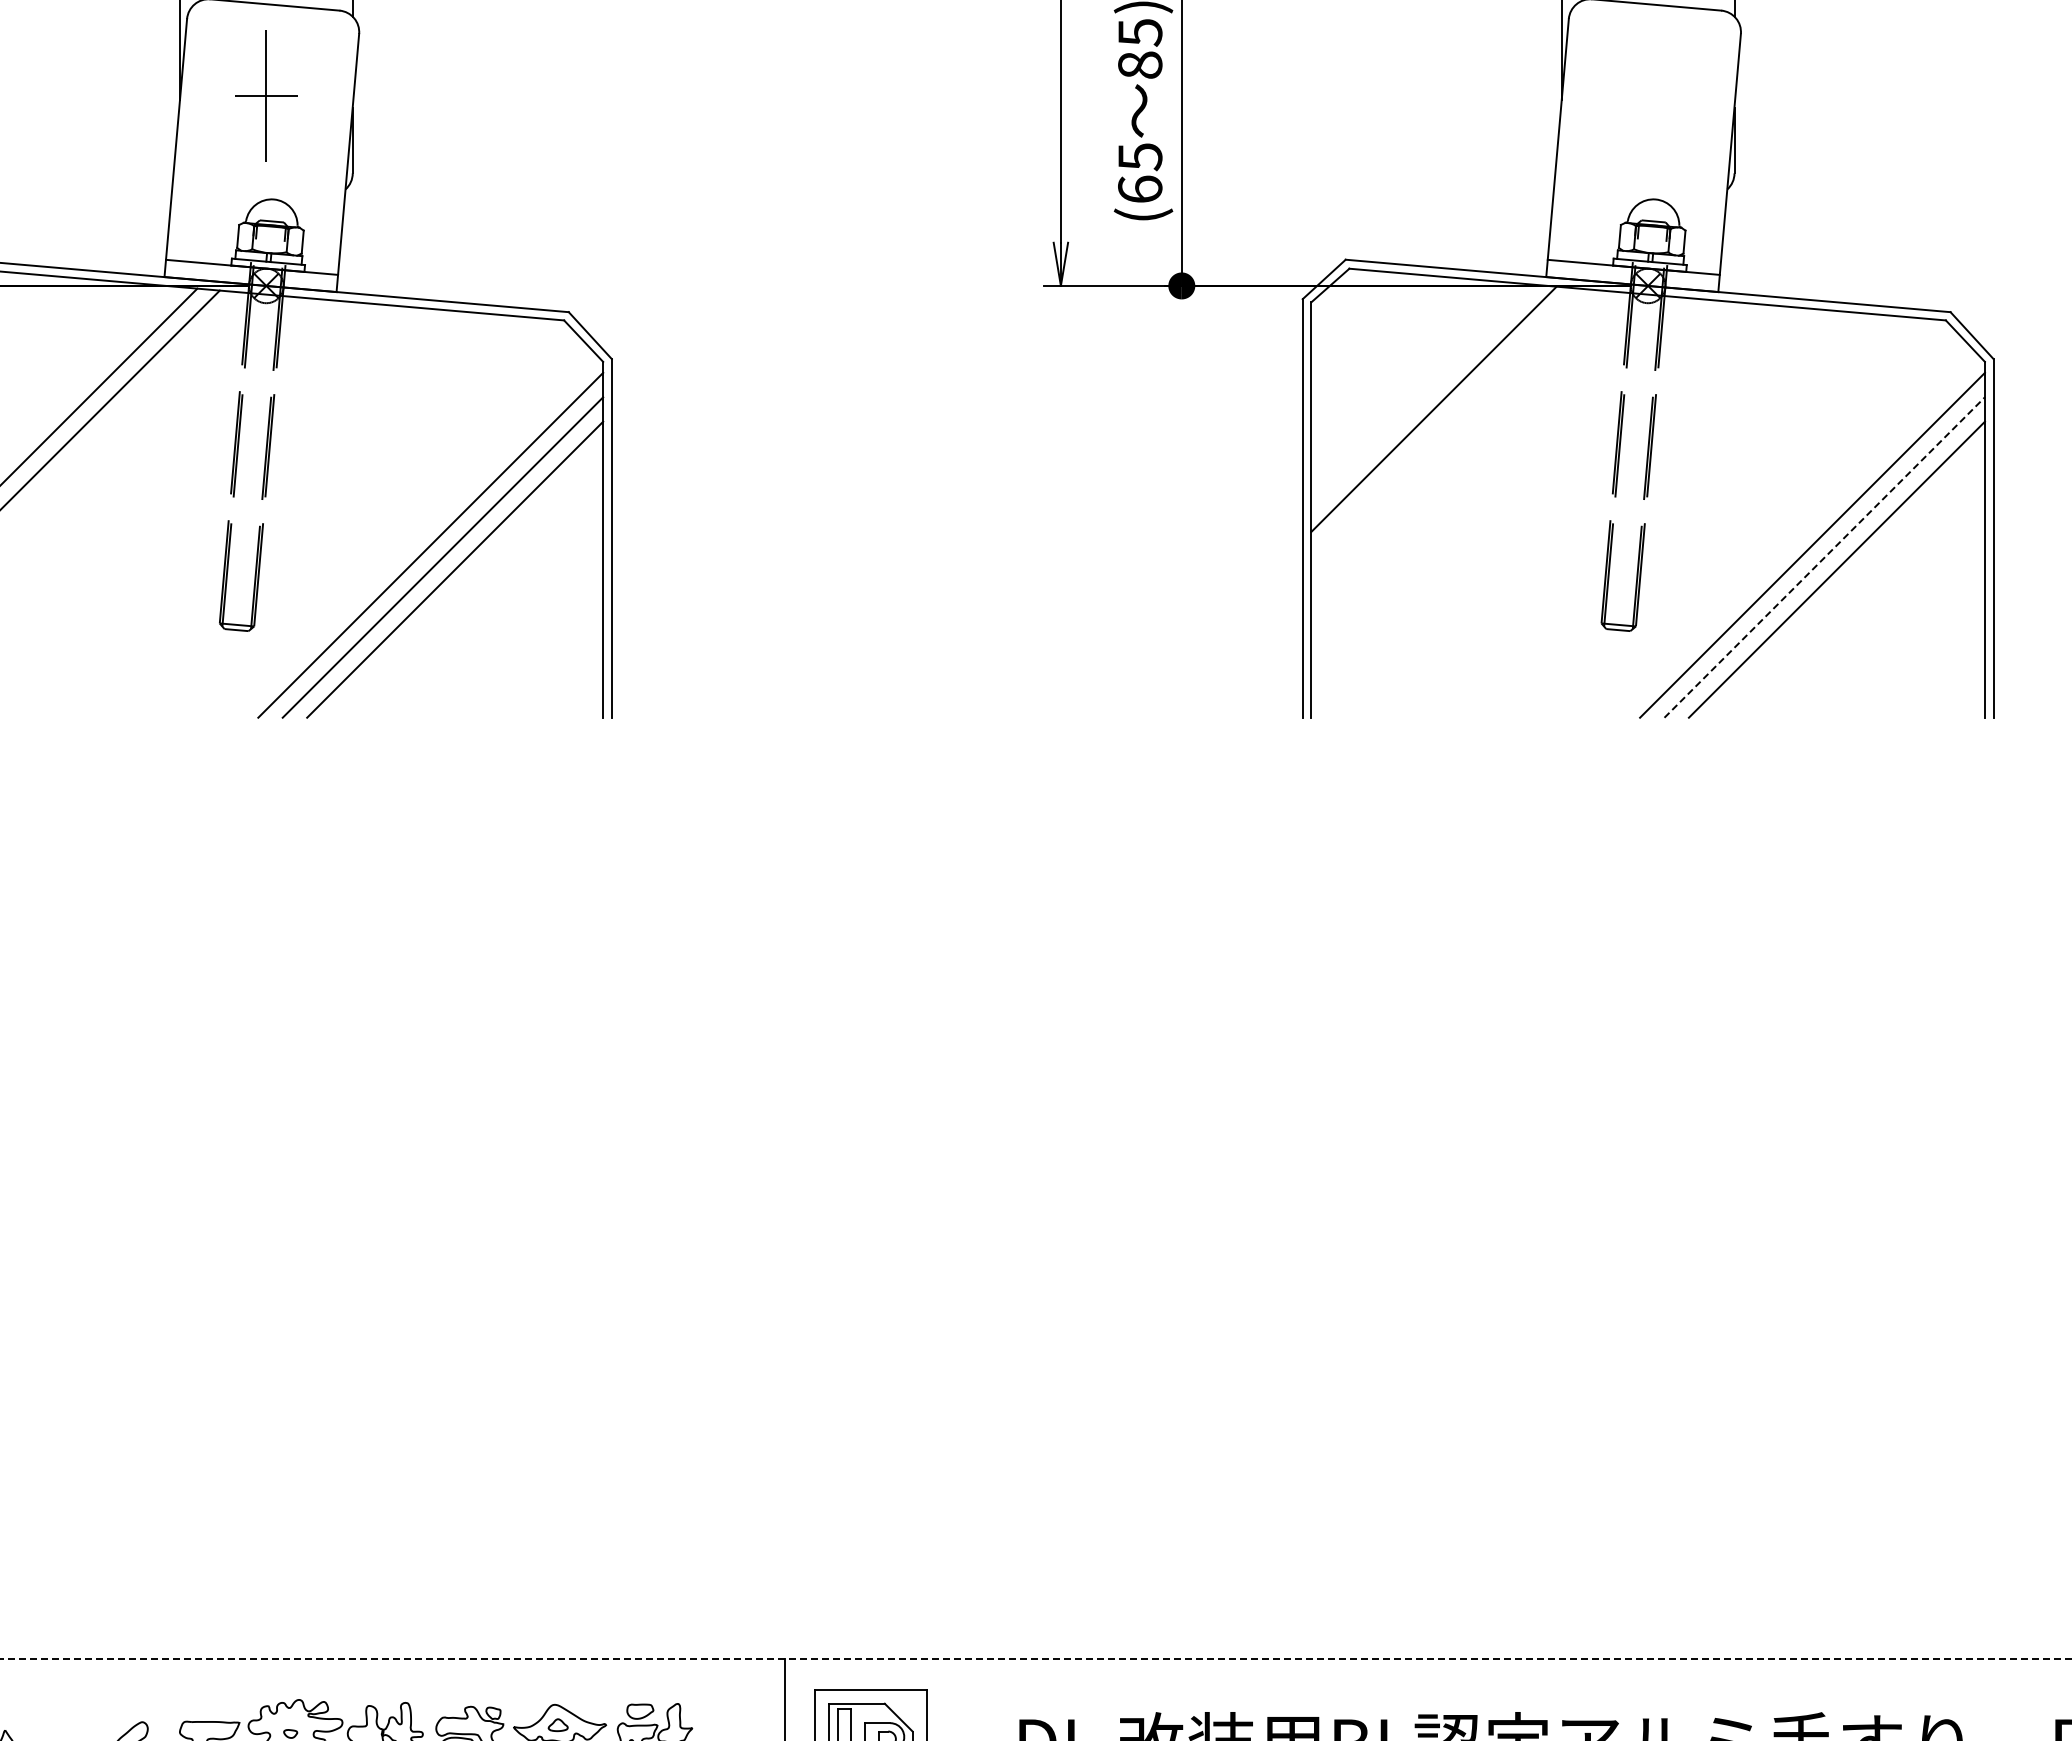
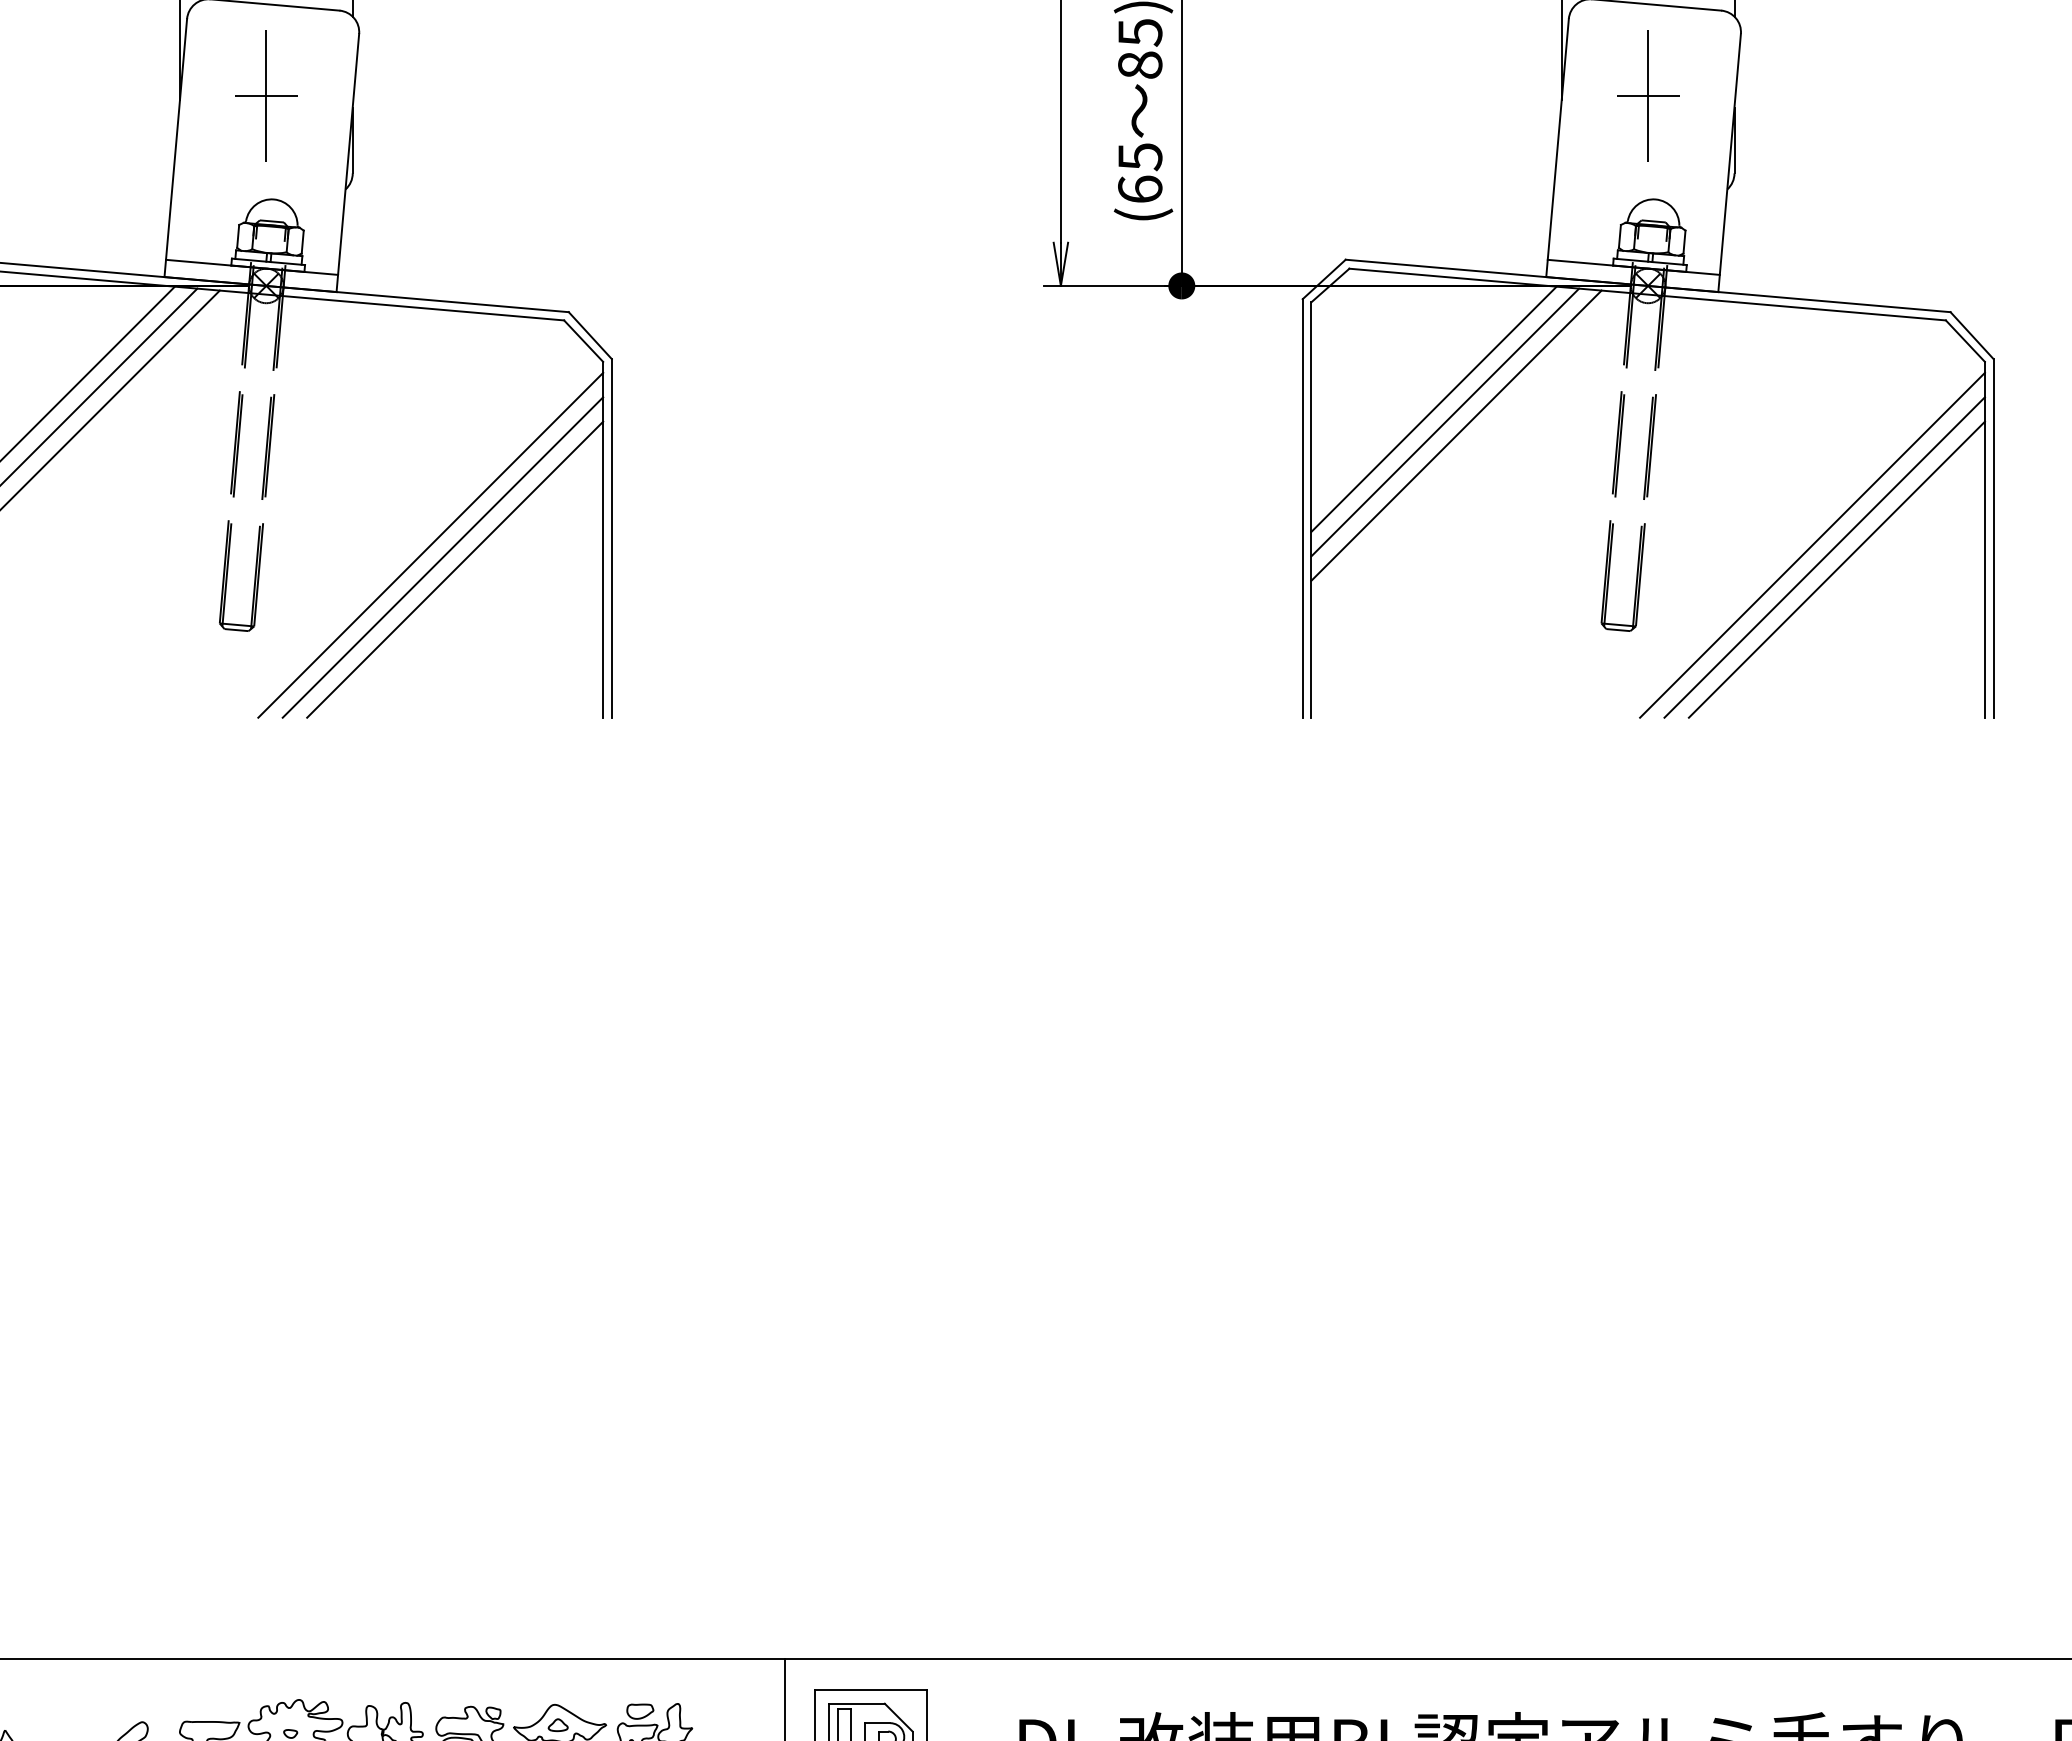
part: none -> present (1648, 95)
line: none -> present (88, 372)
line: none -> present (1445, 422)
line: none -> present (1456, 435)
line: dashed -> solid (1824, 557)
line: dashed -> solid (1036, 1659)
